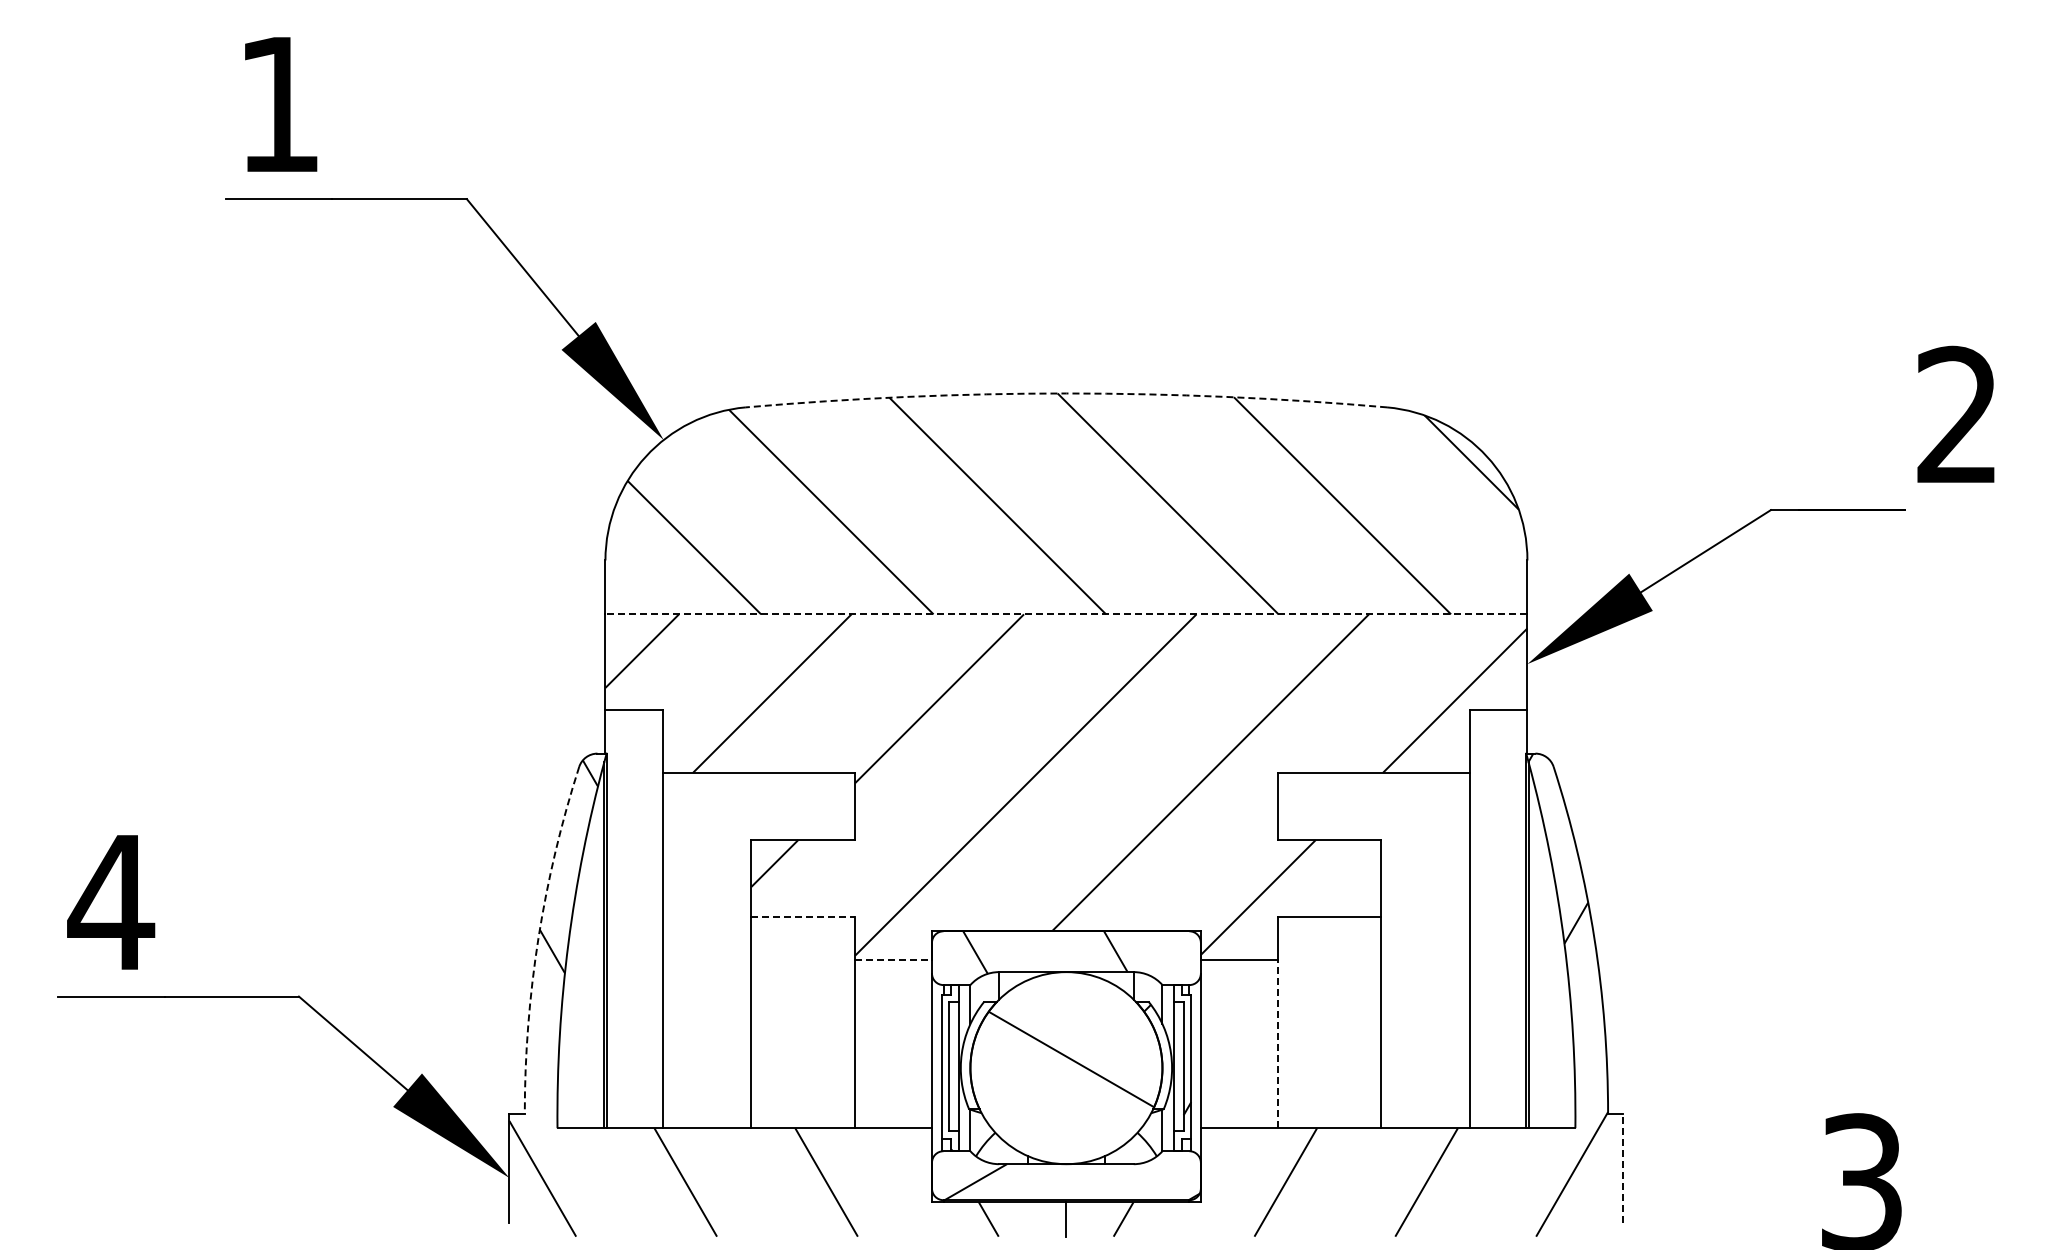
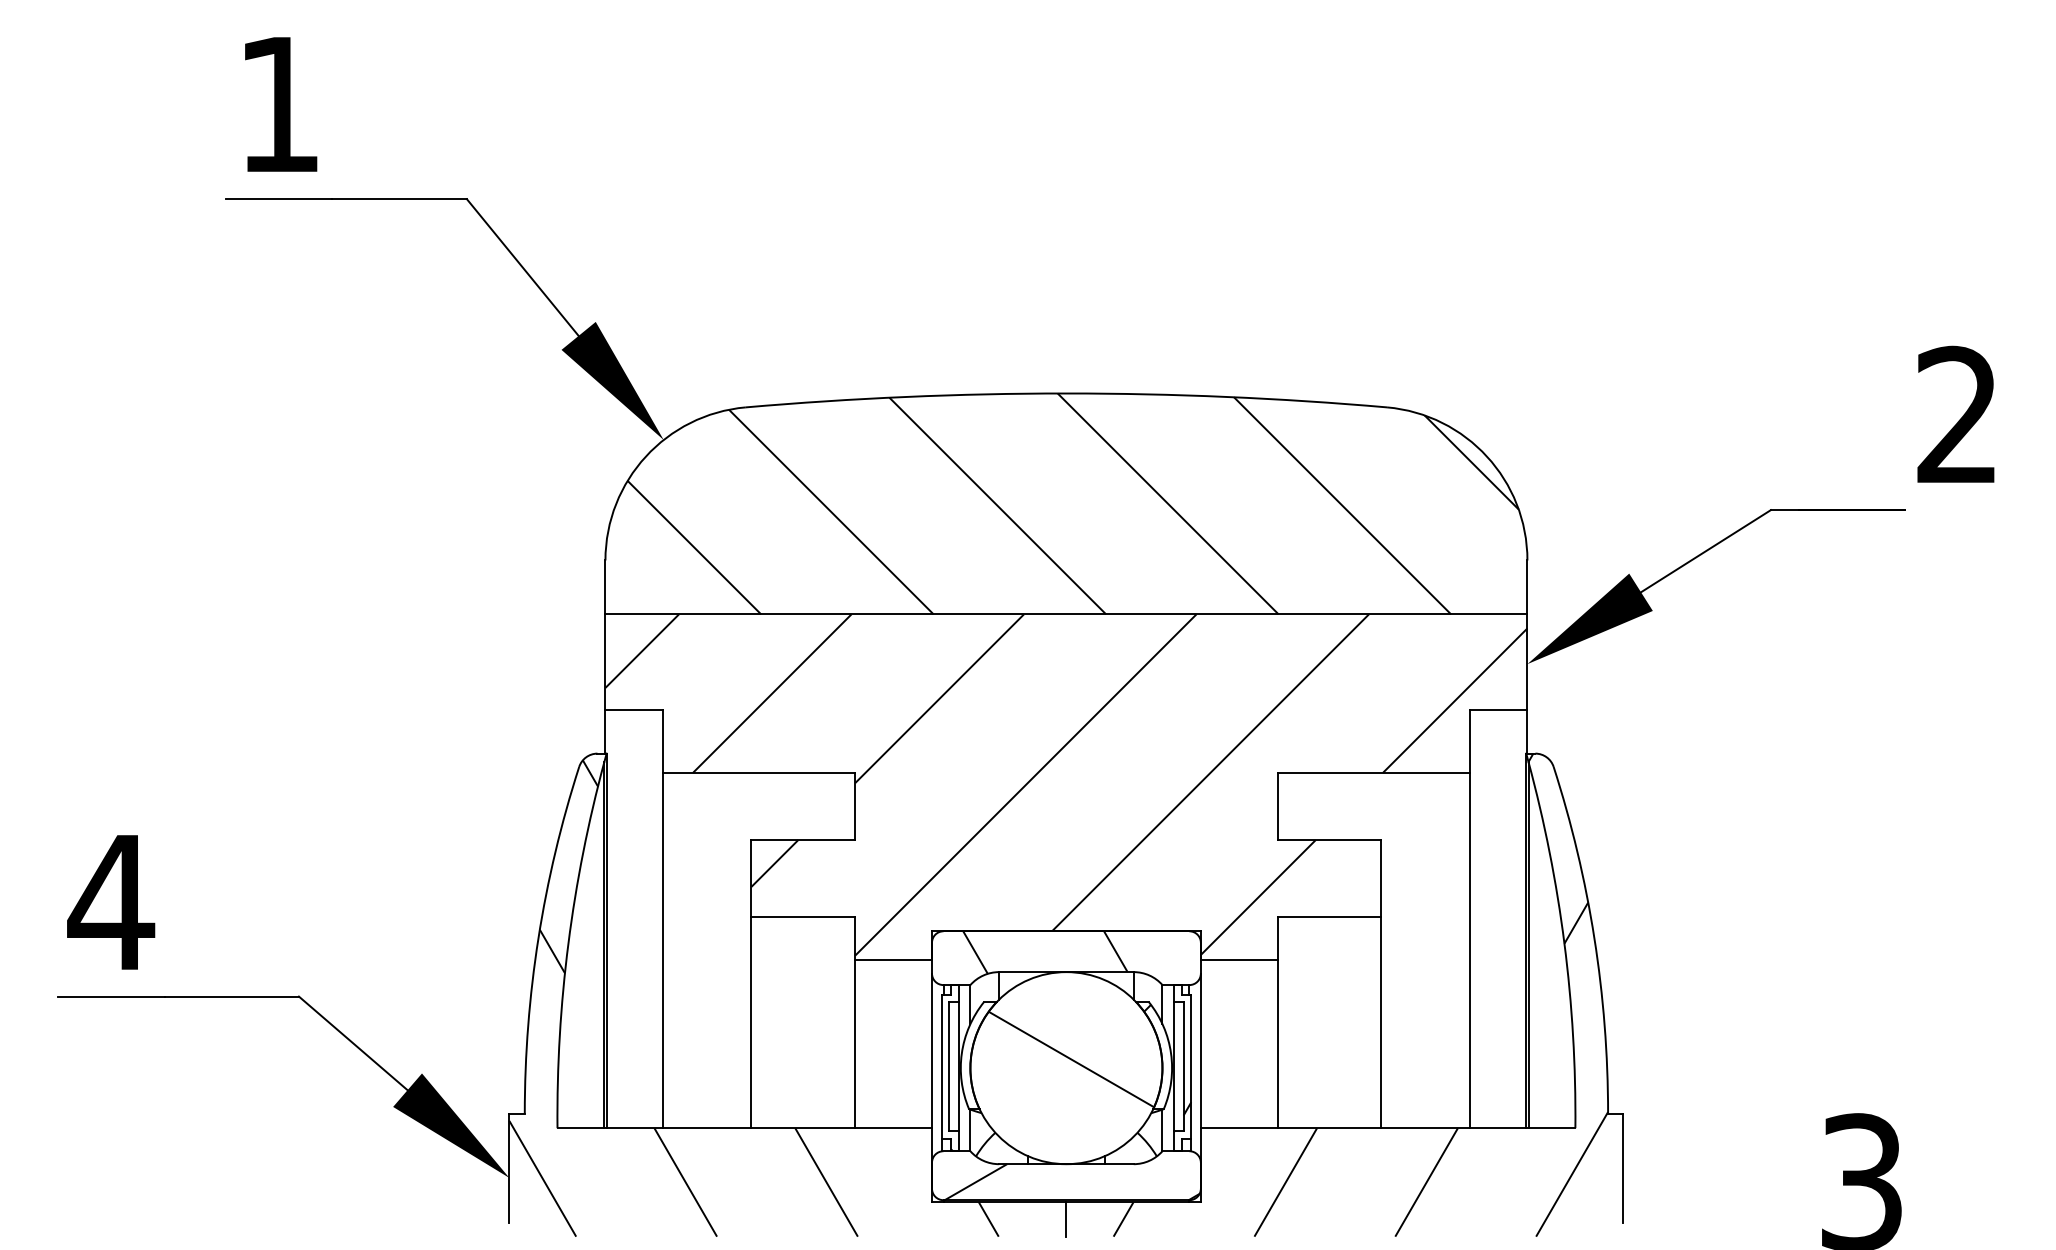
arc: dashed -> solid (1066, 393)
line: dashed -> solid (1066, 614)
line: dashed -> solid (803, 916)
arc: dashed -> solid (538, 938)
line: dashed -> solid (894, 960)
line: dashed -> solid (1277, 1043)
line: dashed -> solid (1623, 1168)
